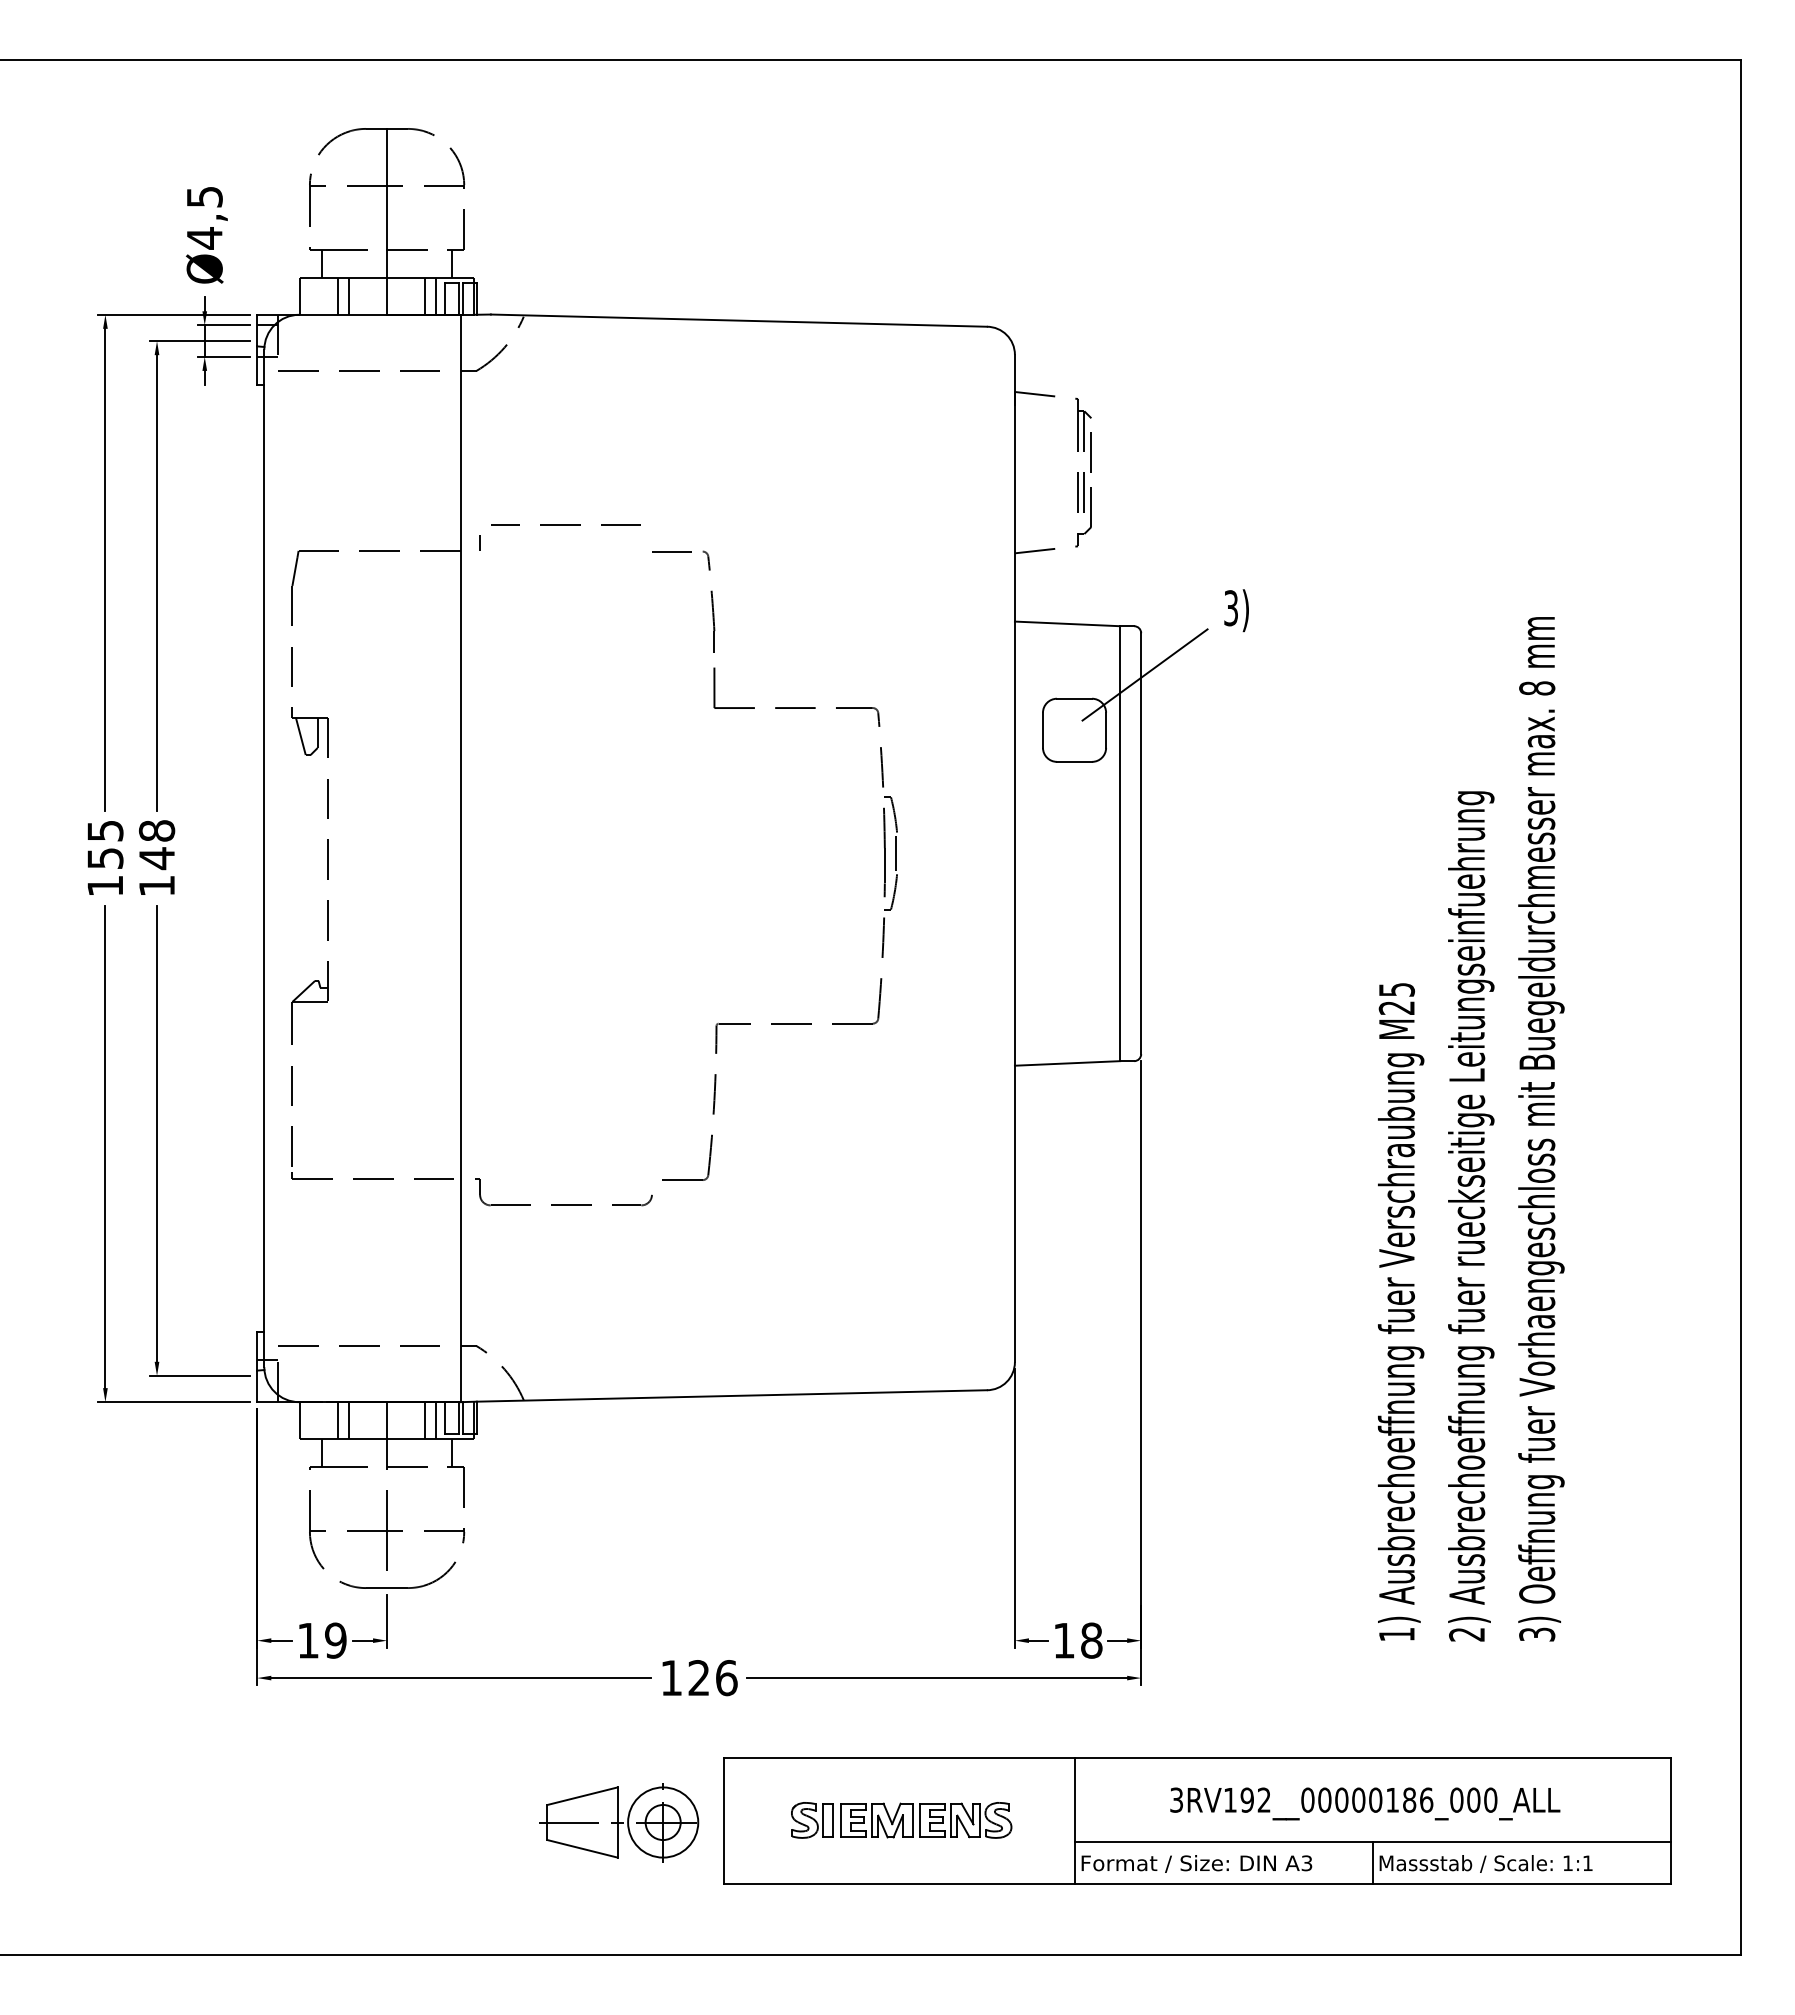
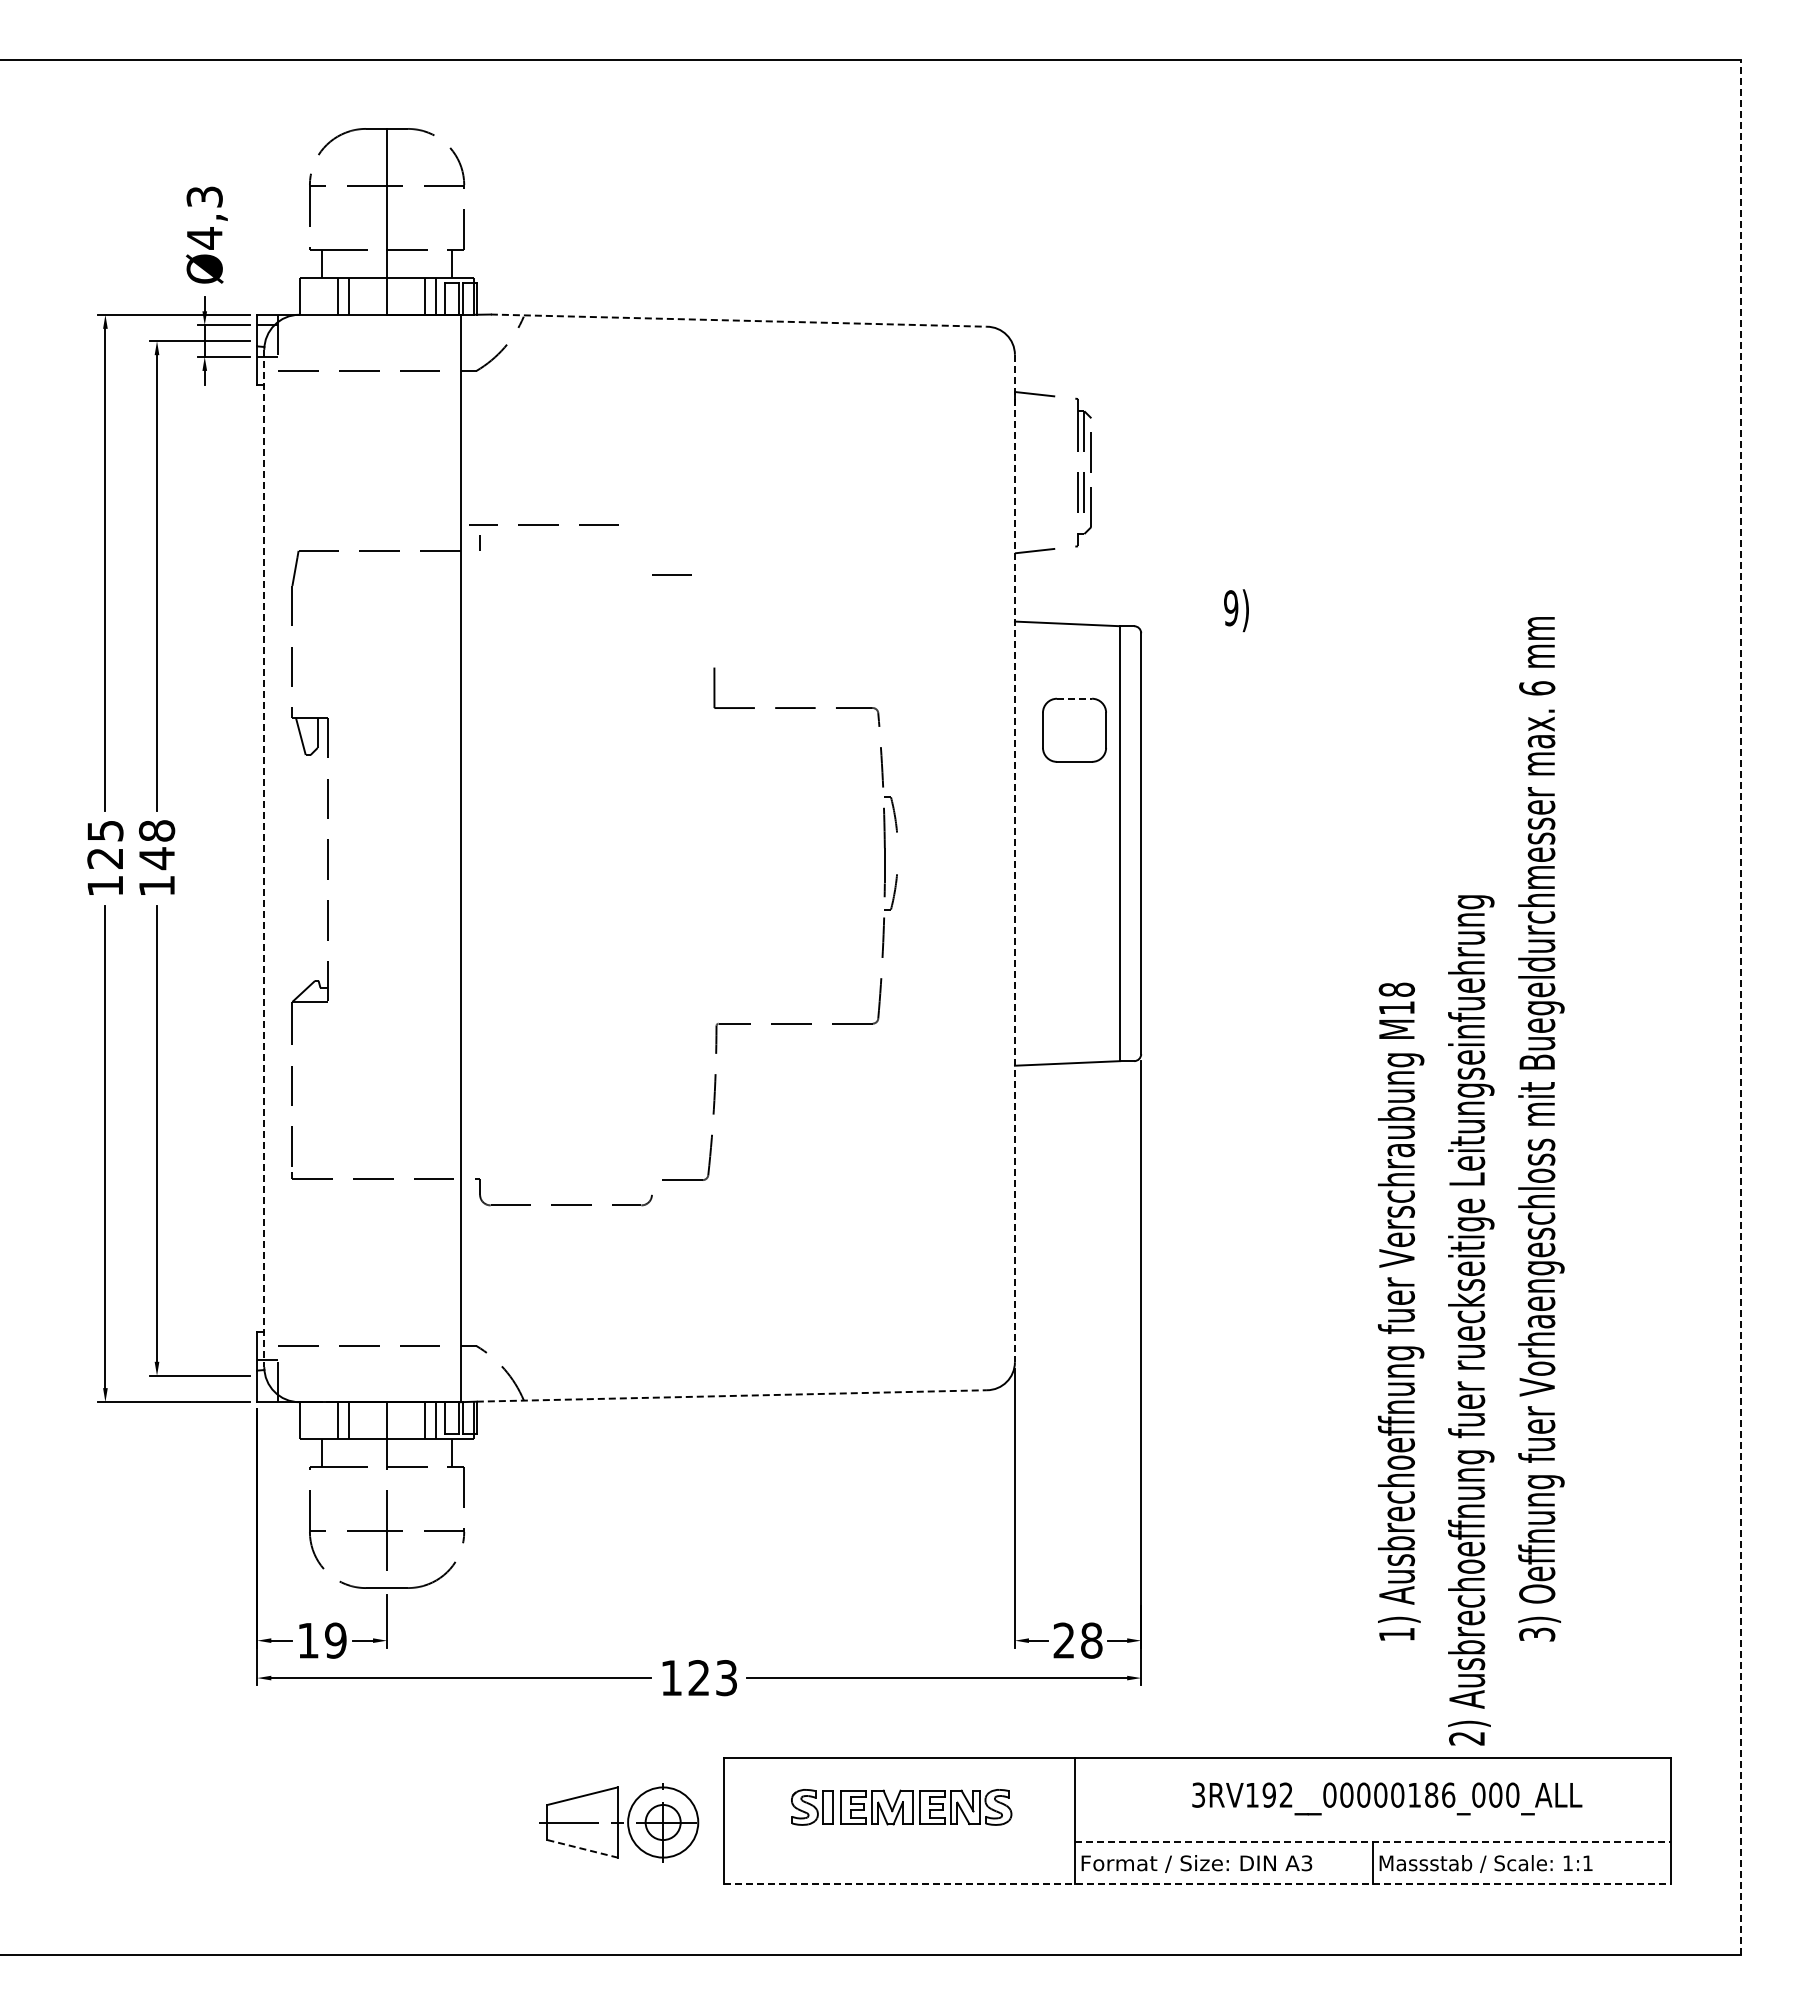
text: Ø4,5 -> Ø4,3 (204, 196)
line: solid -> dashed (739, 320)
line position: (565, 524) -> (543, 524) (543, 524)
line position: (671, 551) -> (671, 574) (671, 574)
part: present -> none (708, 601)
text: 3) -> 9) (1231, 608)
line: present -> none (1144, 674)
text: 8 -> 6 (1537, 688)
line: solid -> dashed (1074, 698)
line: present -> none (895, 852)
text: 155 -> 125 (105, 858)
line: solid -> dashed (264, 858)
line: solid -> dashed (1014, 858)
text: M25 -> M18 (1396, 998)
line: solid -> dashed (1741, 1007)
text position: (1471, 1216) -> (1471, 1320) (1471, 1320)
line: solid -> dashed (732, 1395)
text: 18 -> 28 (1063, 1640)
text: 126 -> 123 (726, 1678)
text position: (1365, 1803) -> (1387, 1798) (1387, 1798)
part position: (901, 1820) -> (901, 1807) (901, 1807)
line: solid -> dashed (1373, 1842)
line: solid -> dashed (582, 1848)
line: solid -> dashed (1197, 1884)
